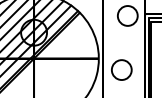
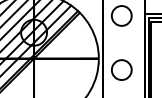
circle position: (127, 15) -> (121, 15) (121, 15)
